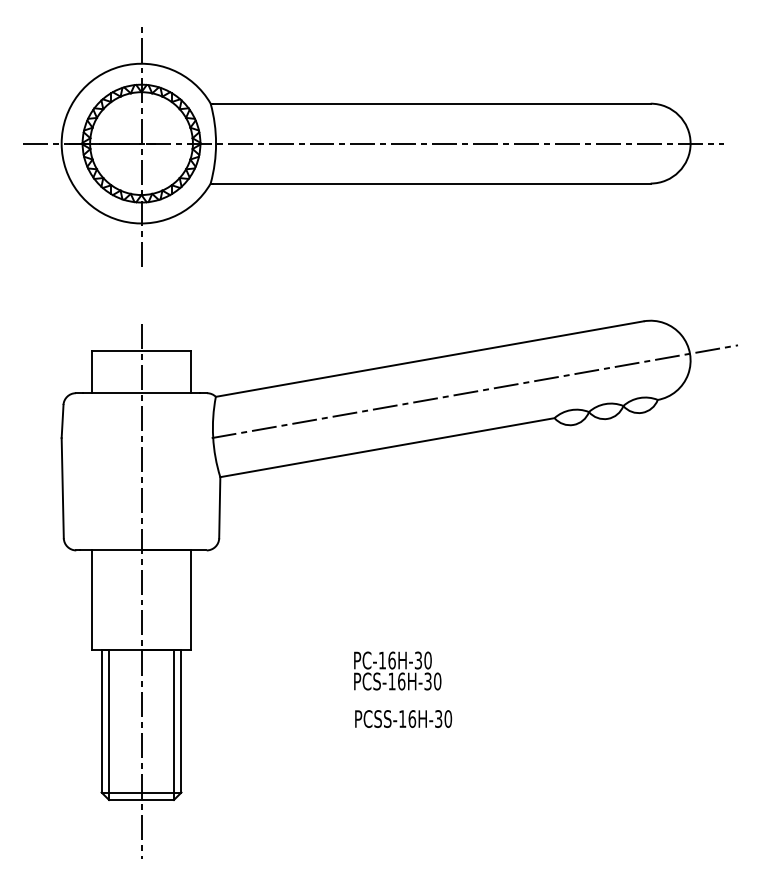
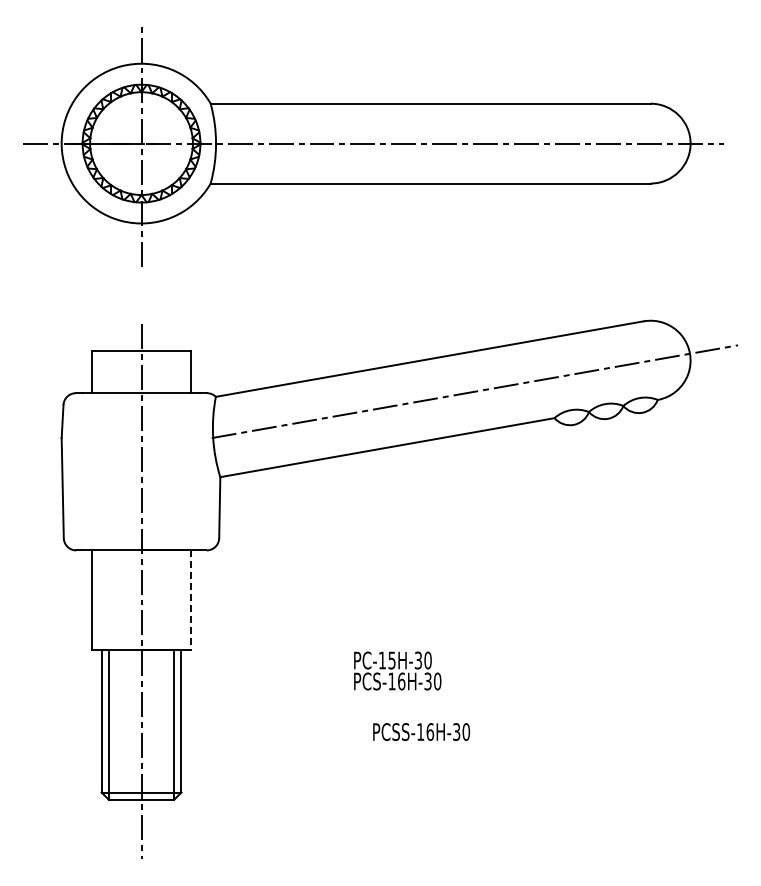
line: solid -> dashed (191, 600)
text: PC-16H-30 -> PC-15H-30 (391, 660)
text position: (403, 718) -> (421, 731) (421, 731)
